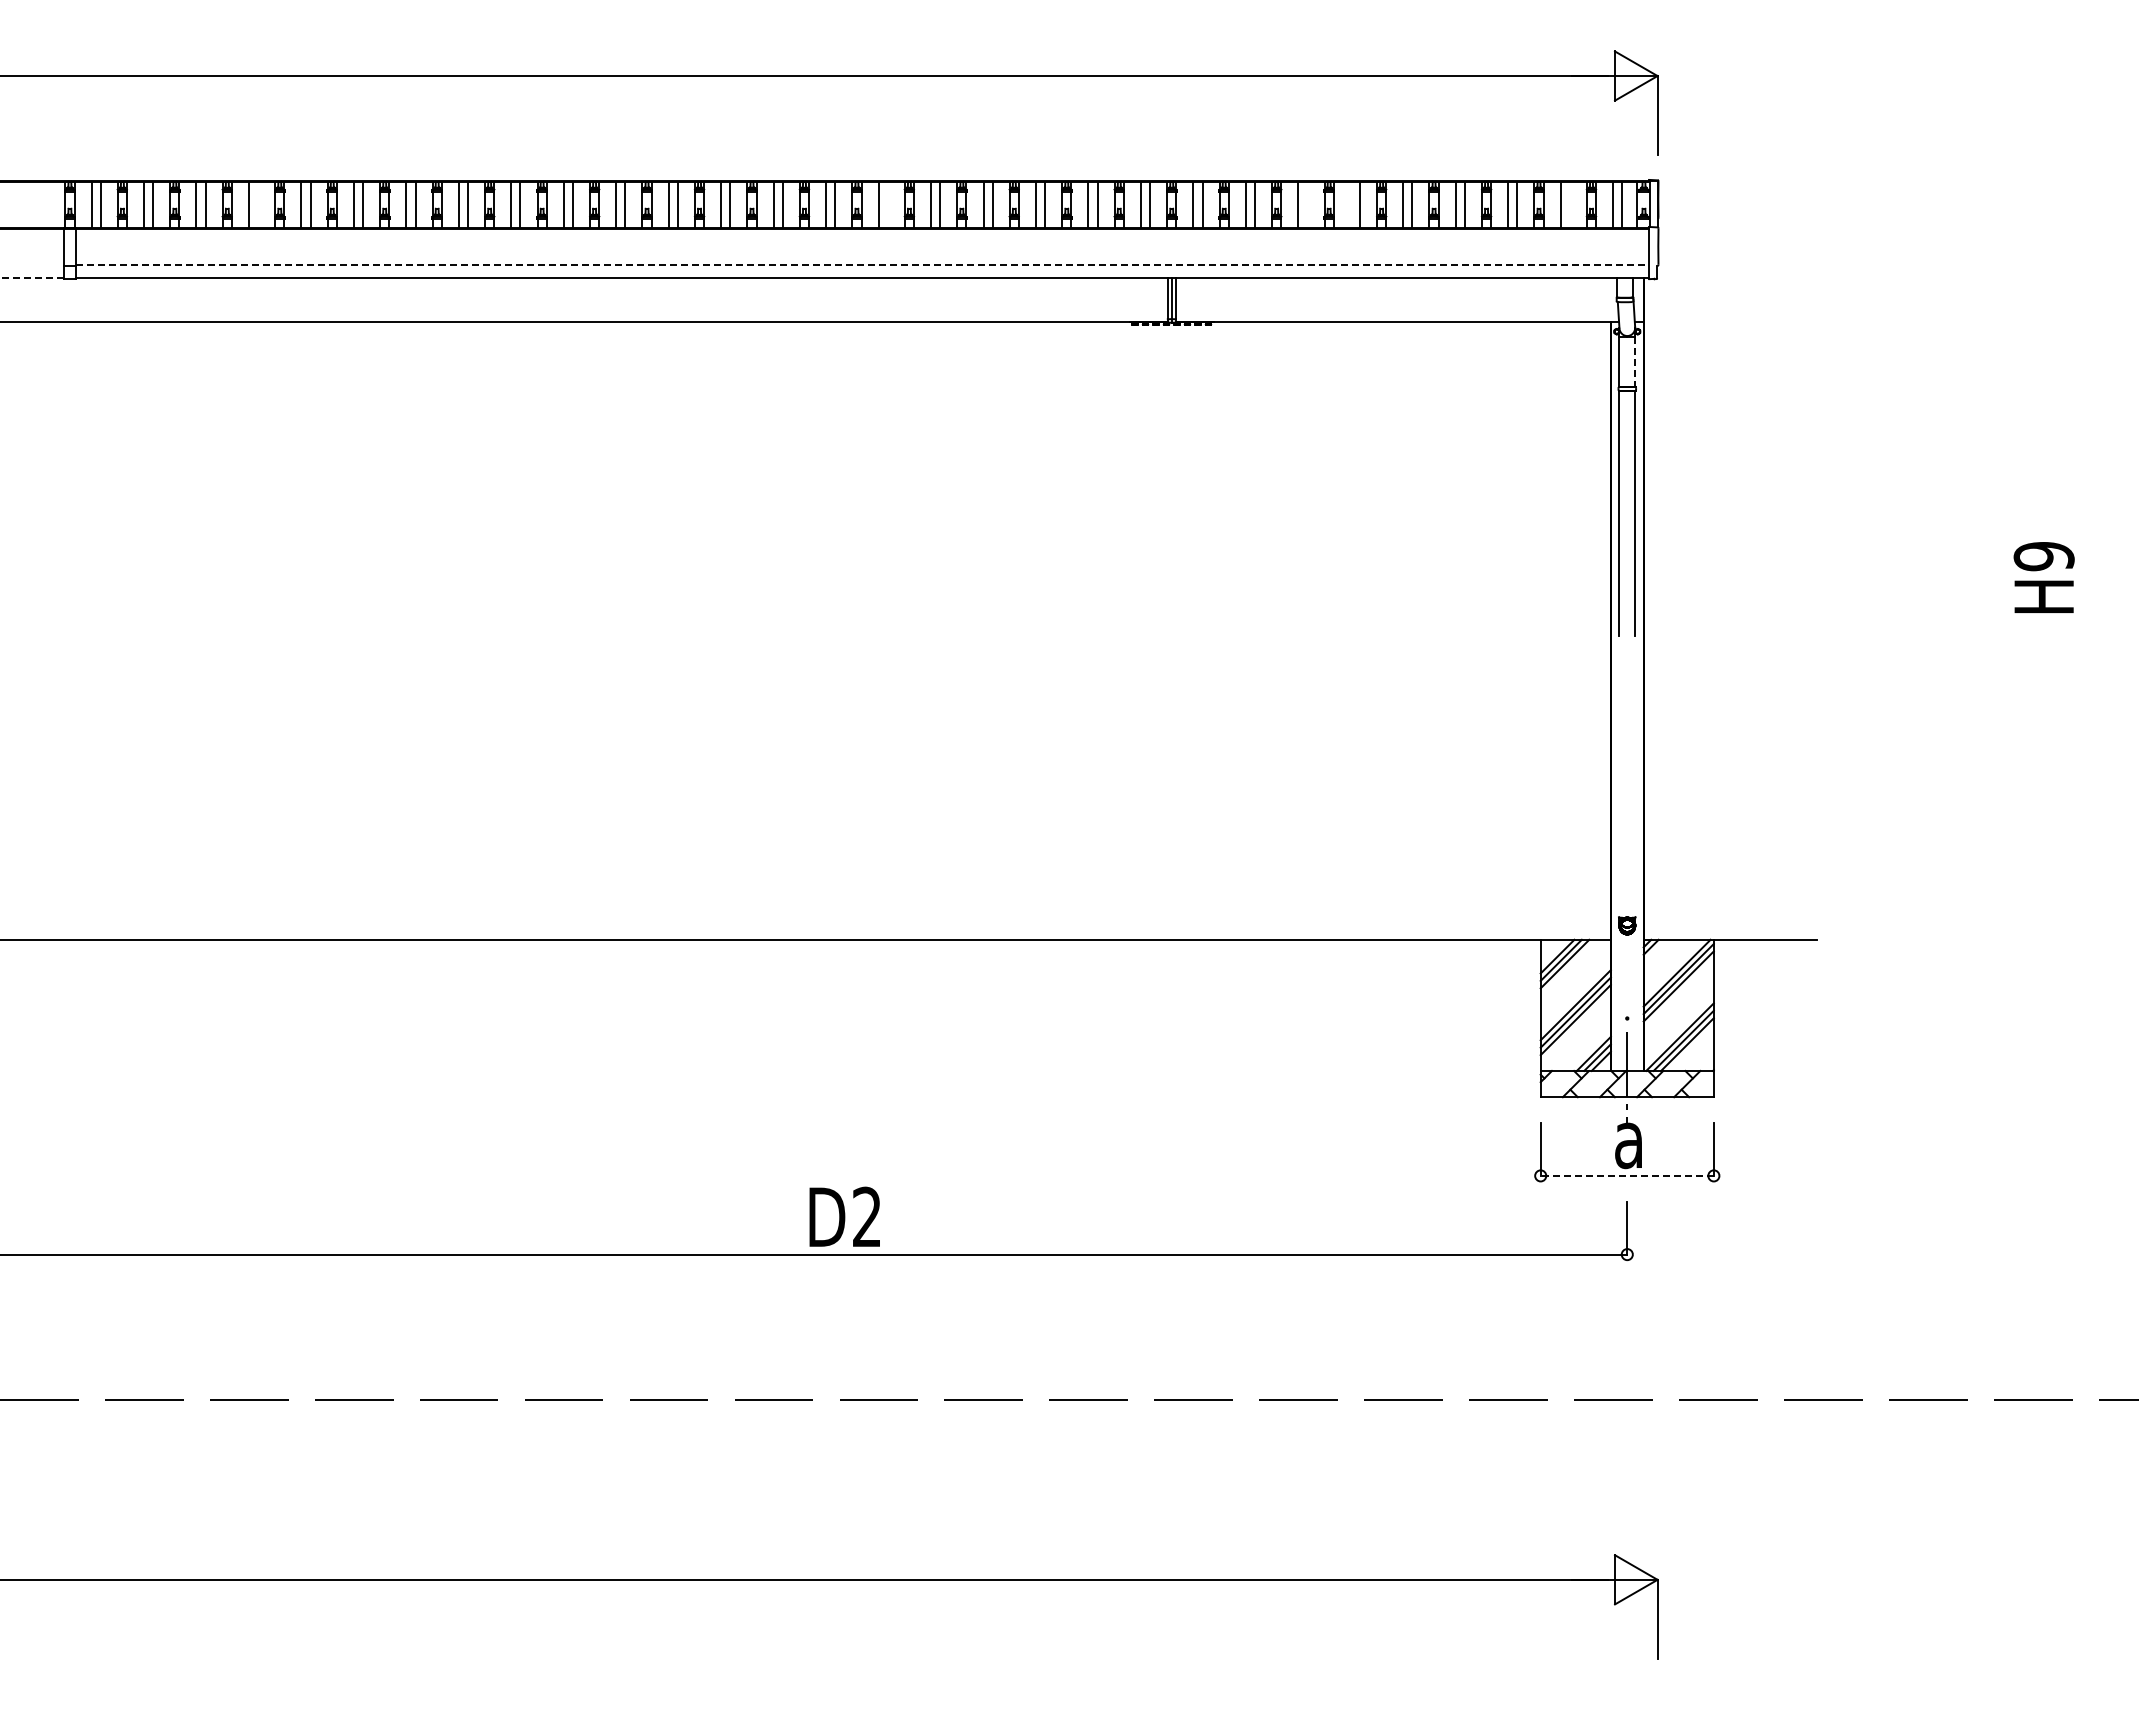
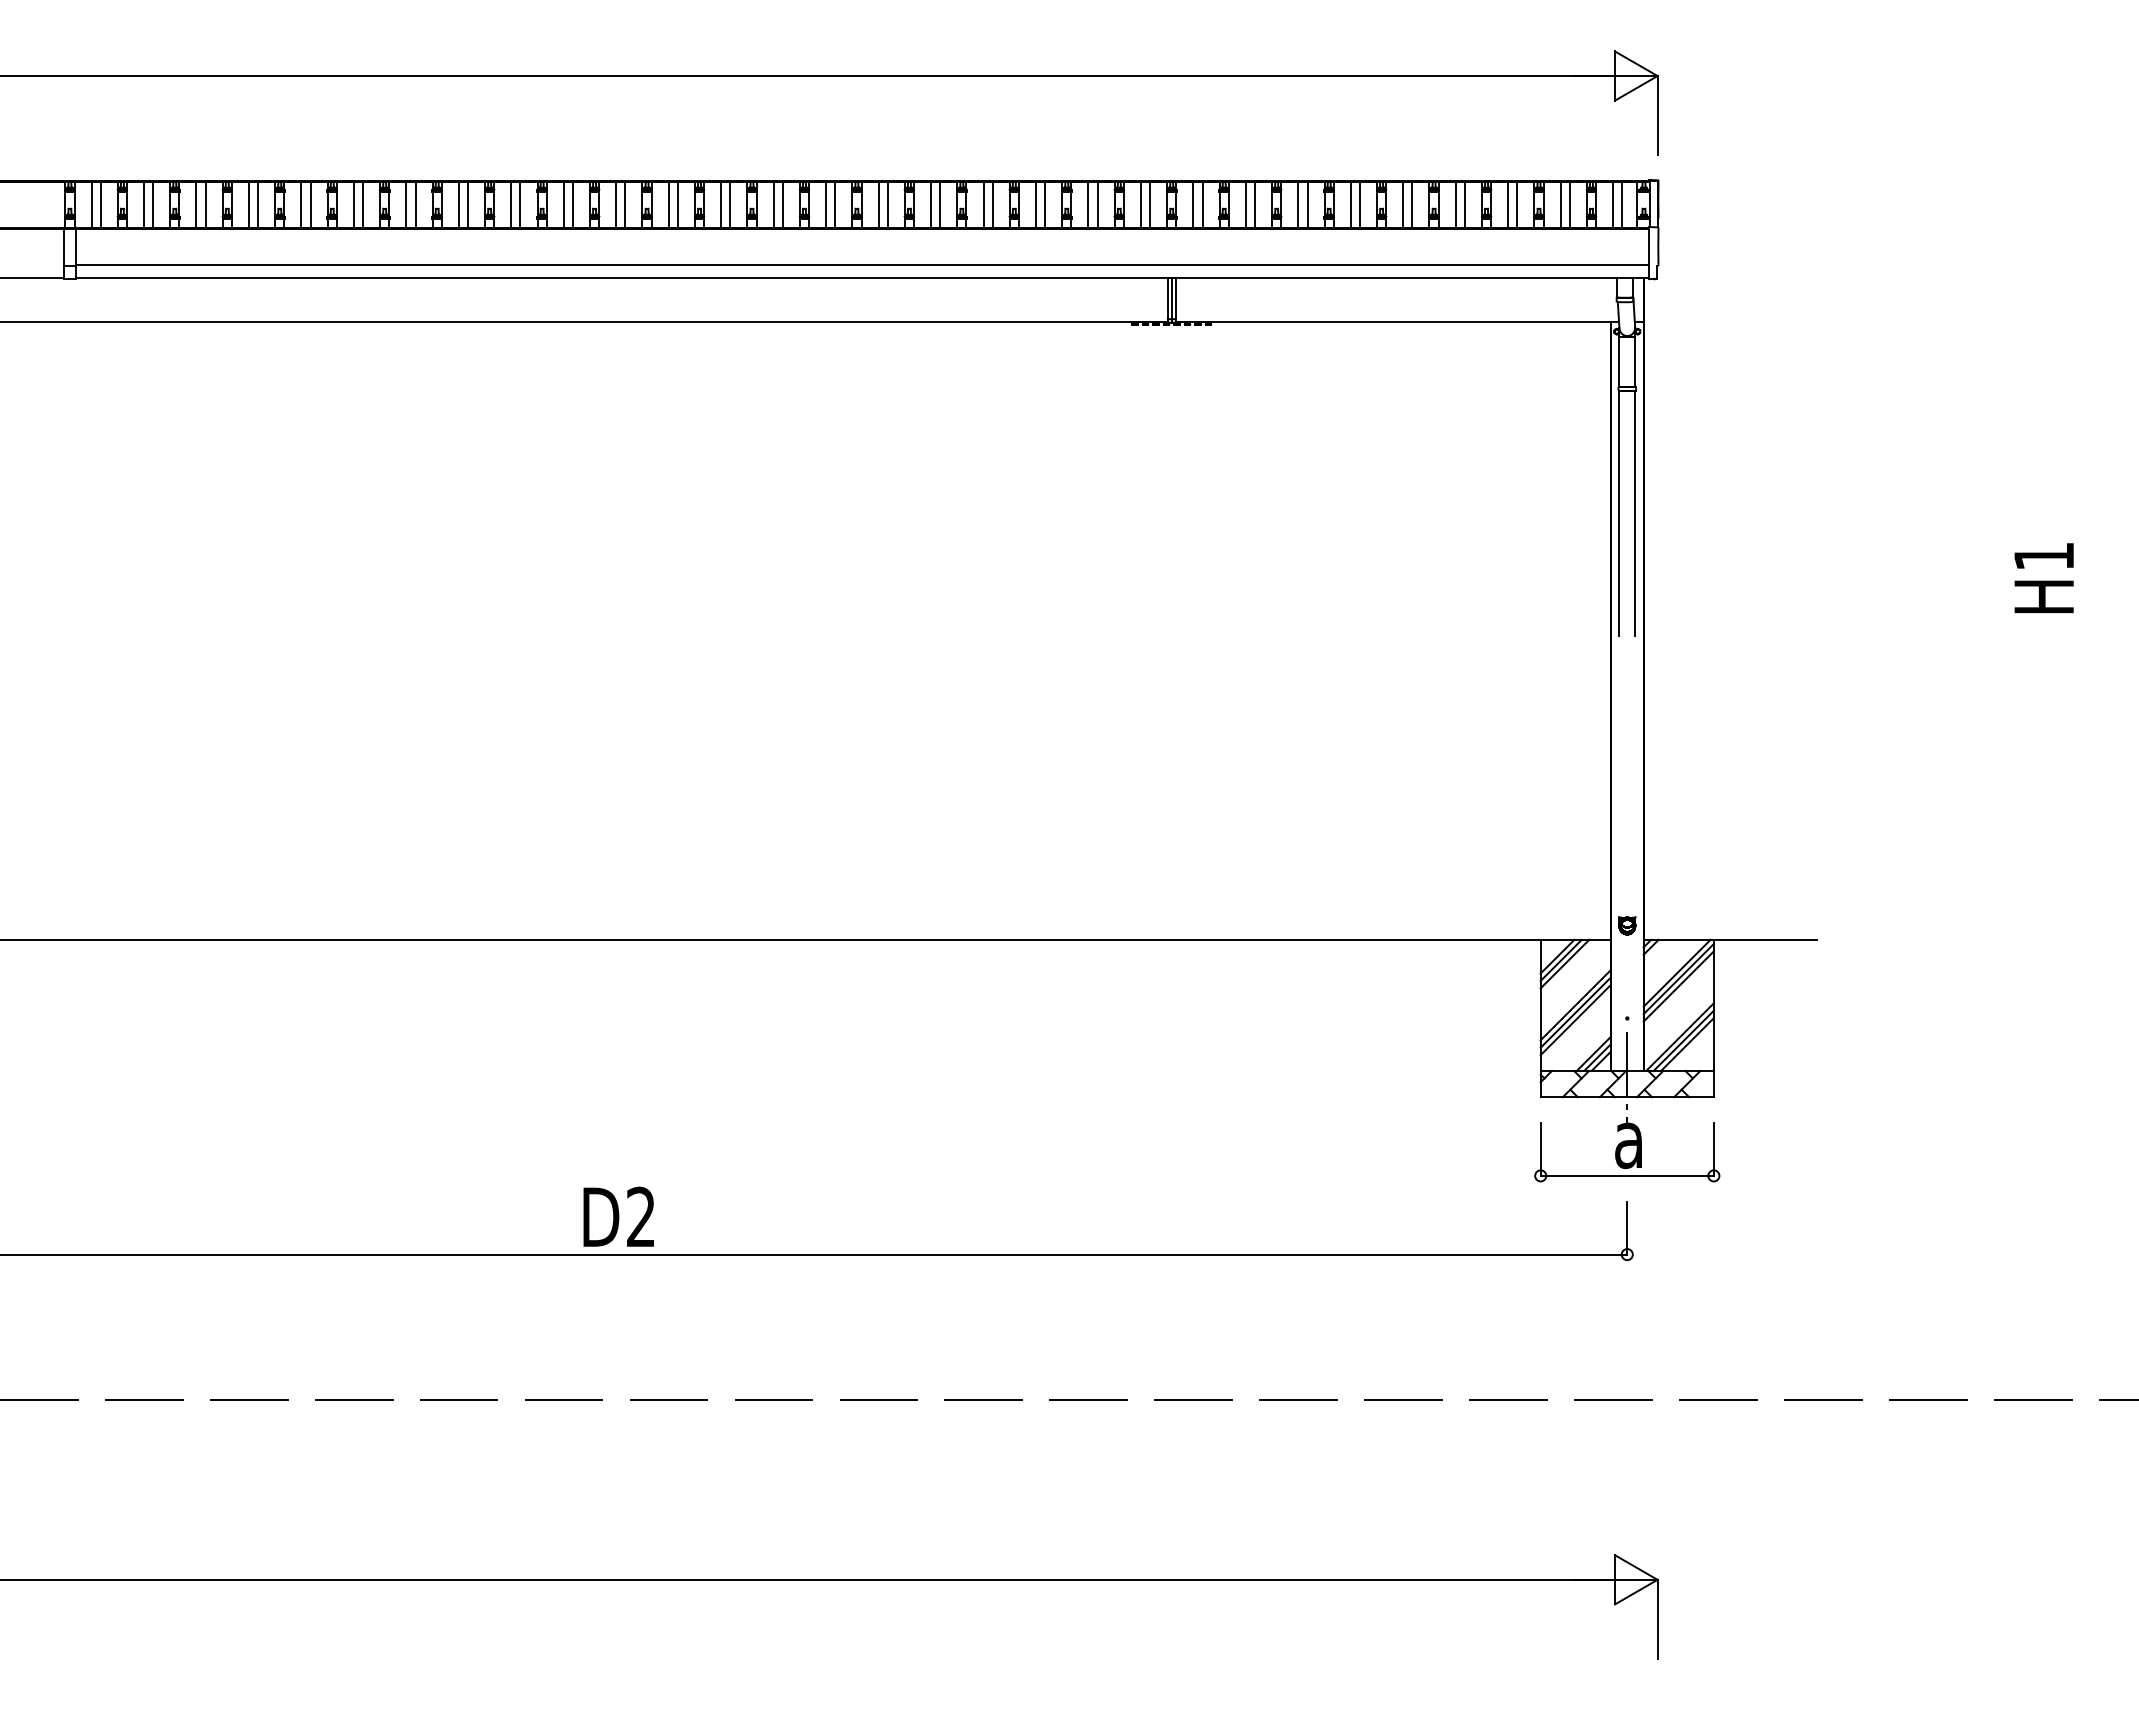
line: none -> present (258, 204)
line: none -> present (887, 204)
line: none -> present (1307, 204)
line: none -> present (1350, 204)
line: none -> present (1569, 204)
line: dashed -> solid (862, 265)
line: dashed -> solid (32, 278)
line: dashed -> solid (1635, 361)
text: H9 -> H1 (2043, 556)
line: dashed -> solid (1627, 1175)
text position: (844, 1216) -> (618, 1216) (618, 1216)
